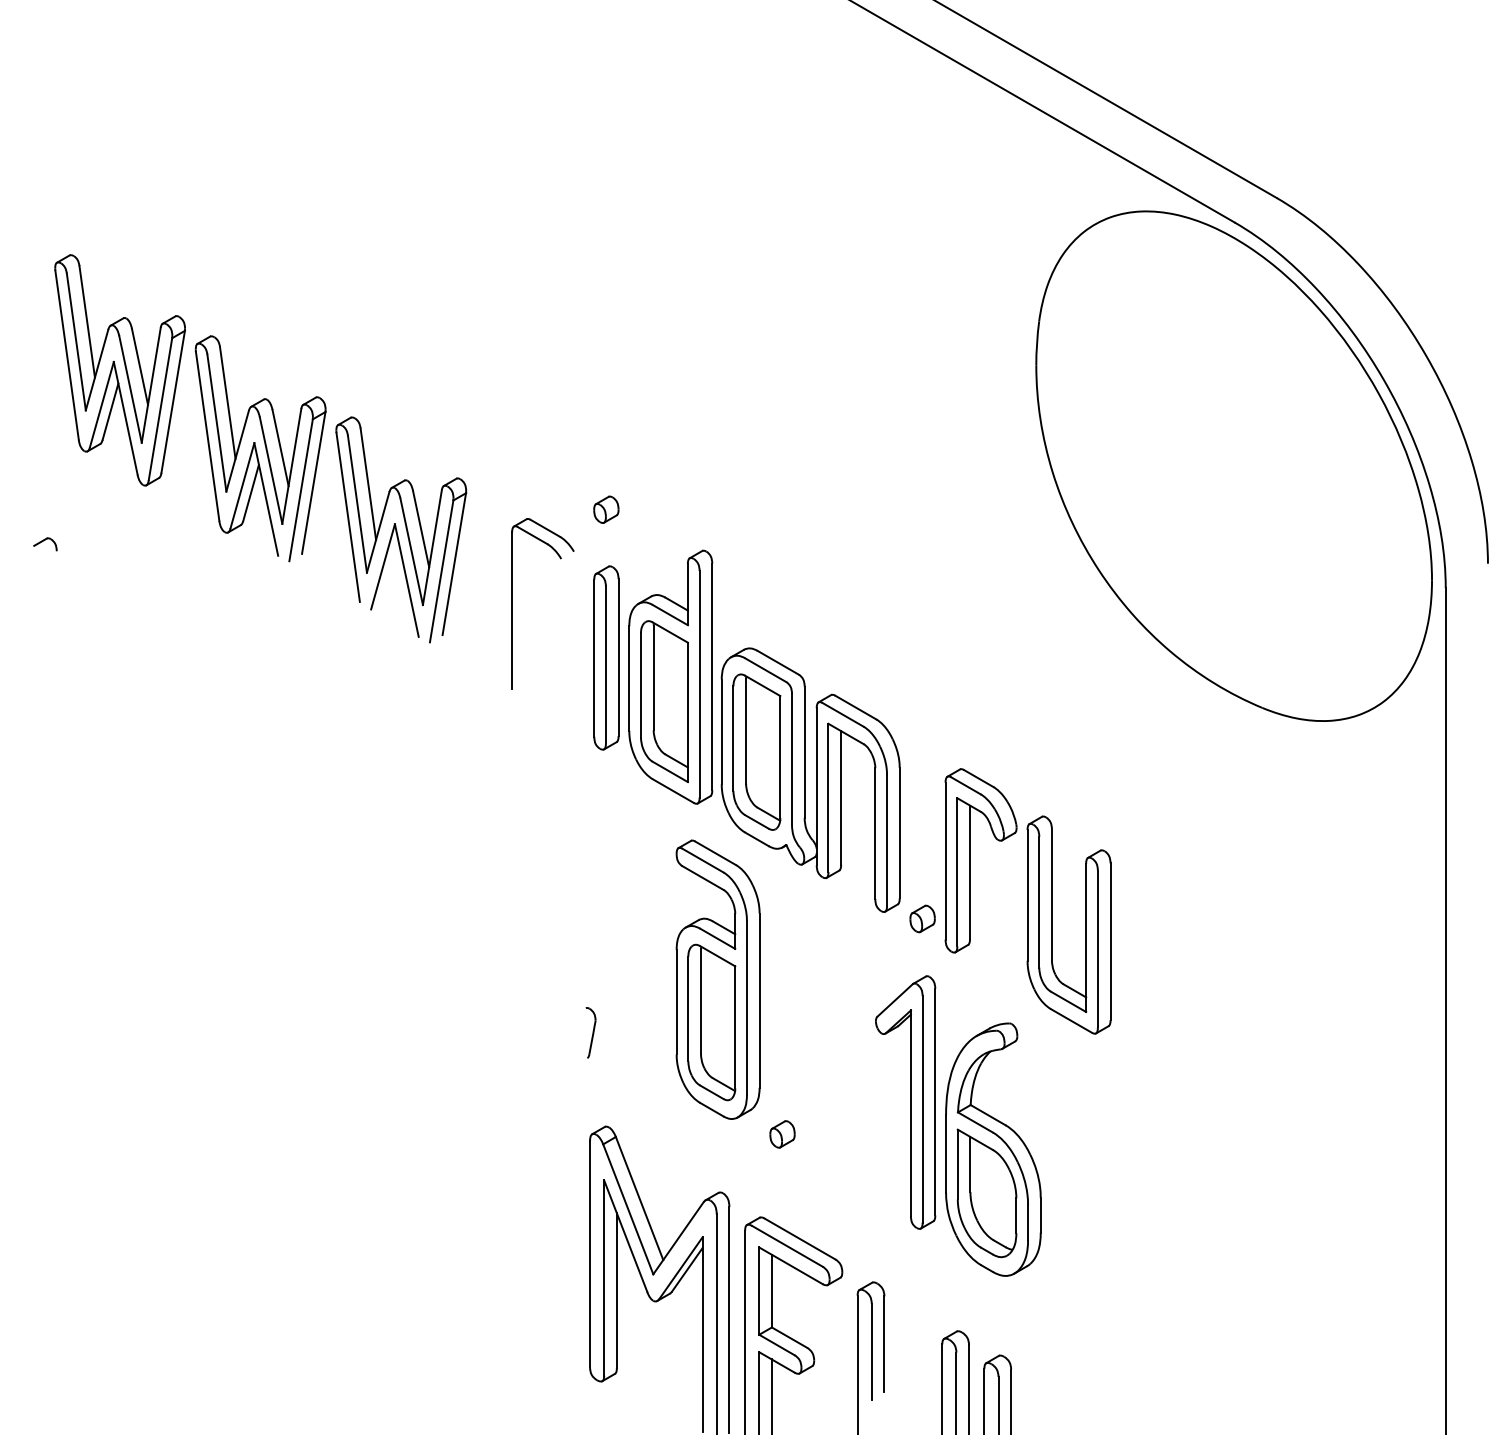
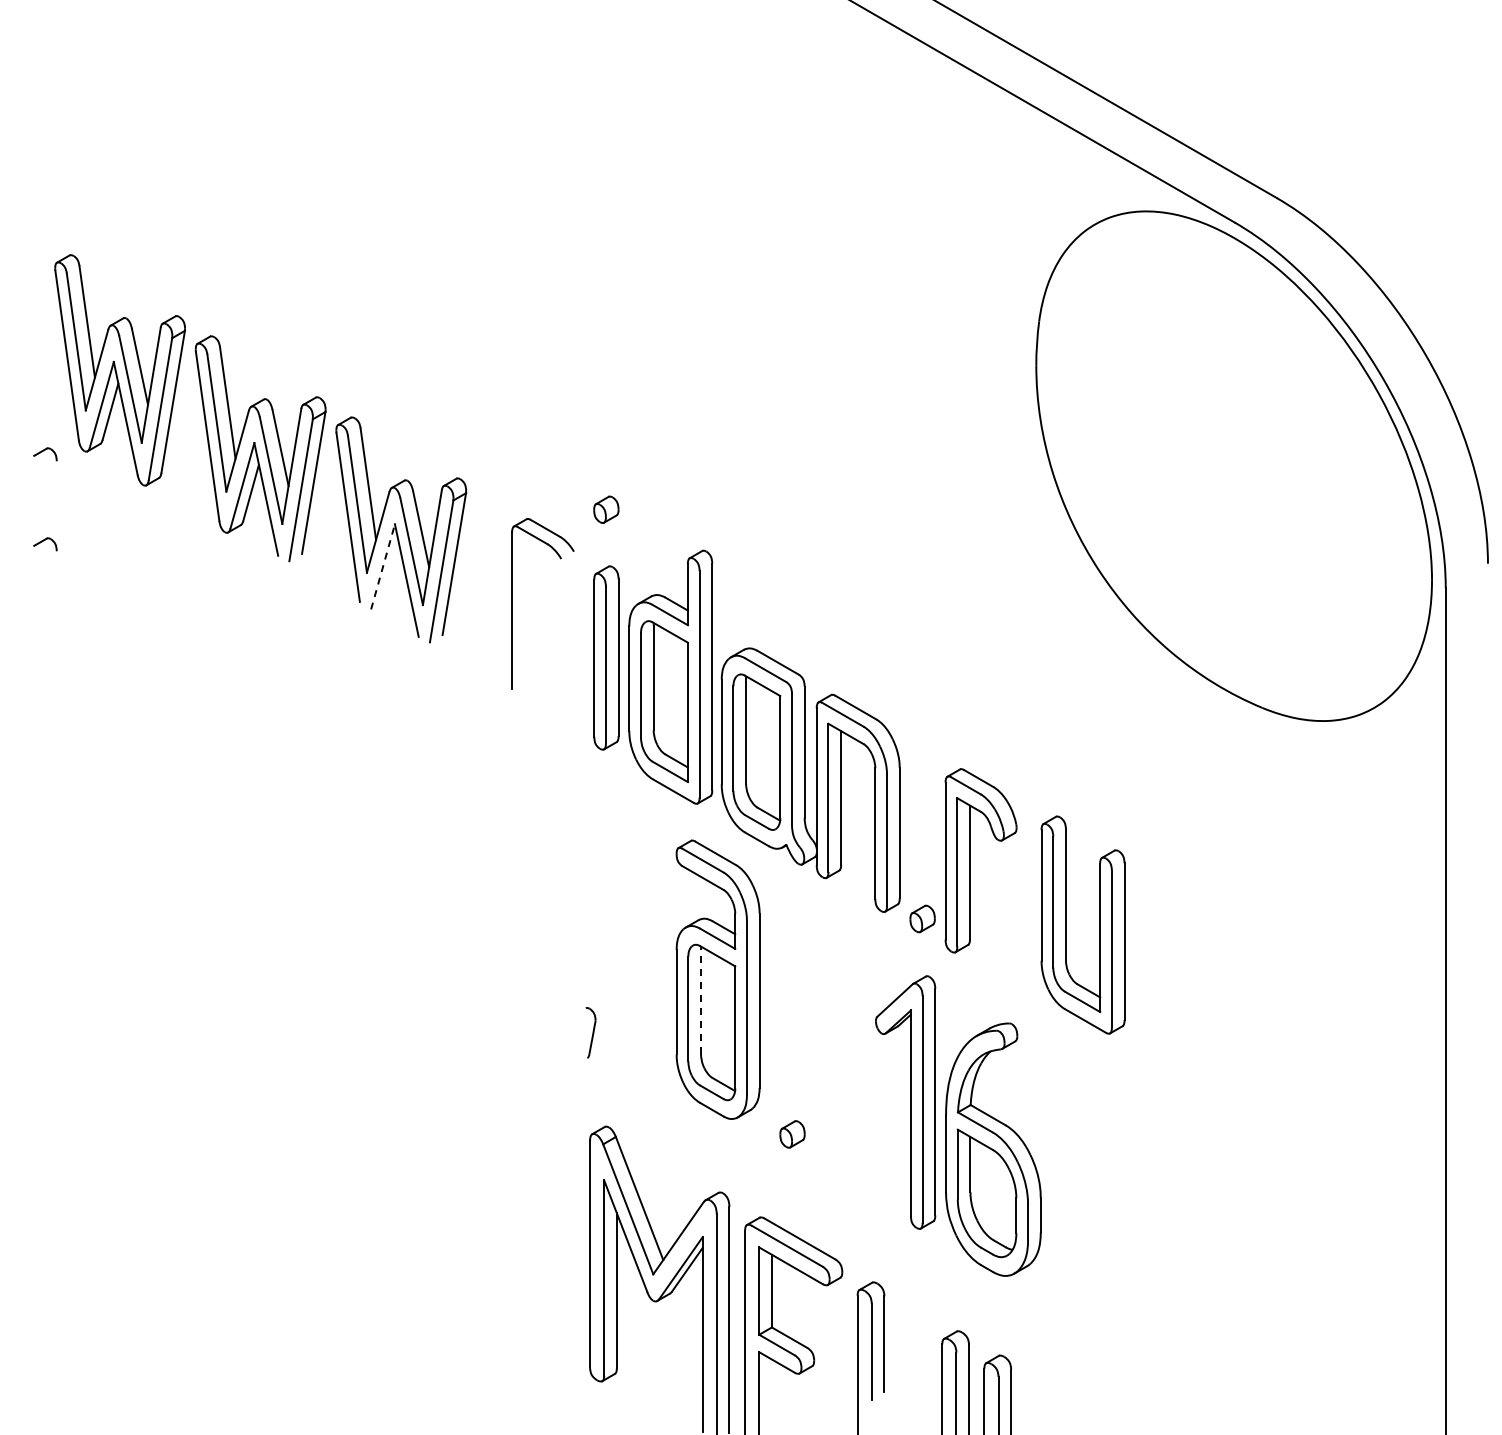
part: none -> present (45, 454)
line: solid -> dashed (383, 566)
part position: (1052, 924) -> (1066, 924) (1066, 924)
line: solid -> dashed (701, 1001)
part position: (782, 1134) -> (792, 1134) (792, 1134)
line: present -> none (771, 1395)
